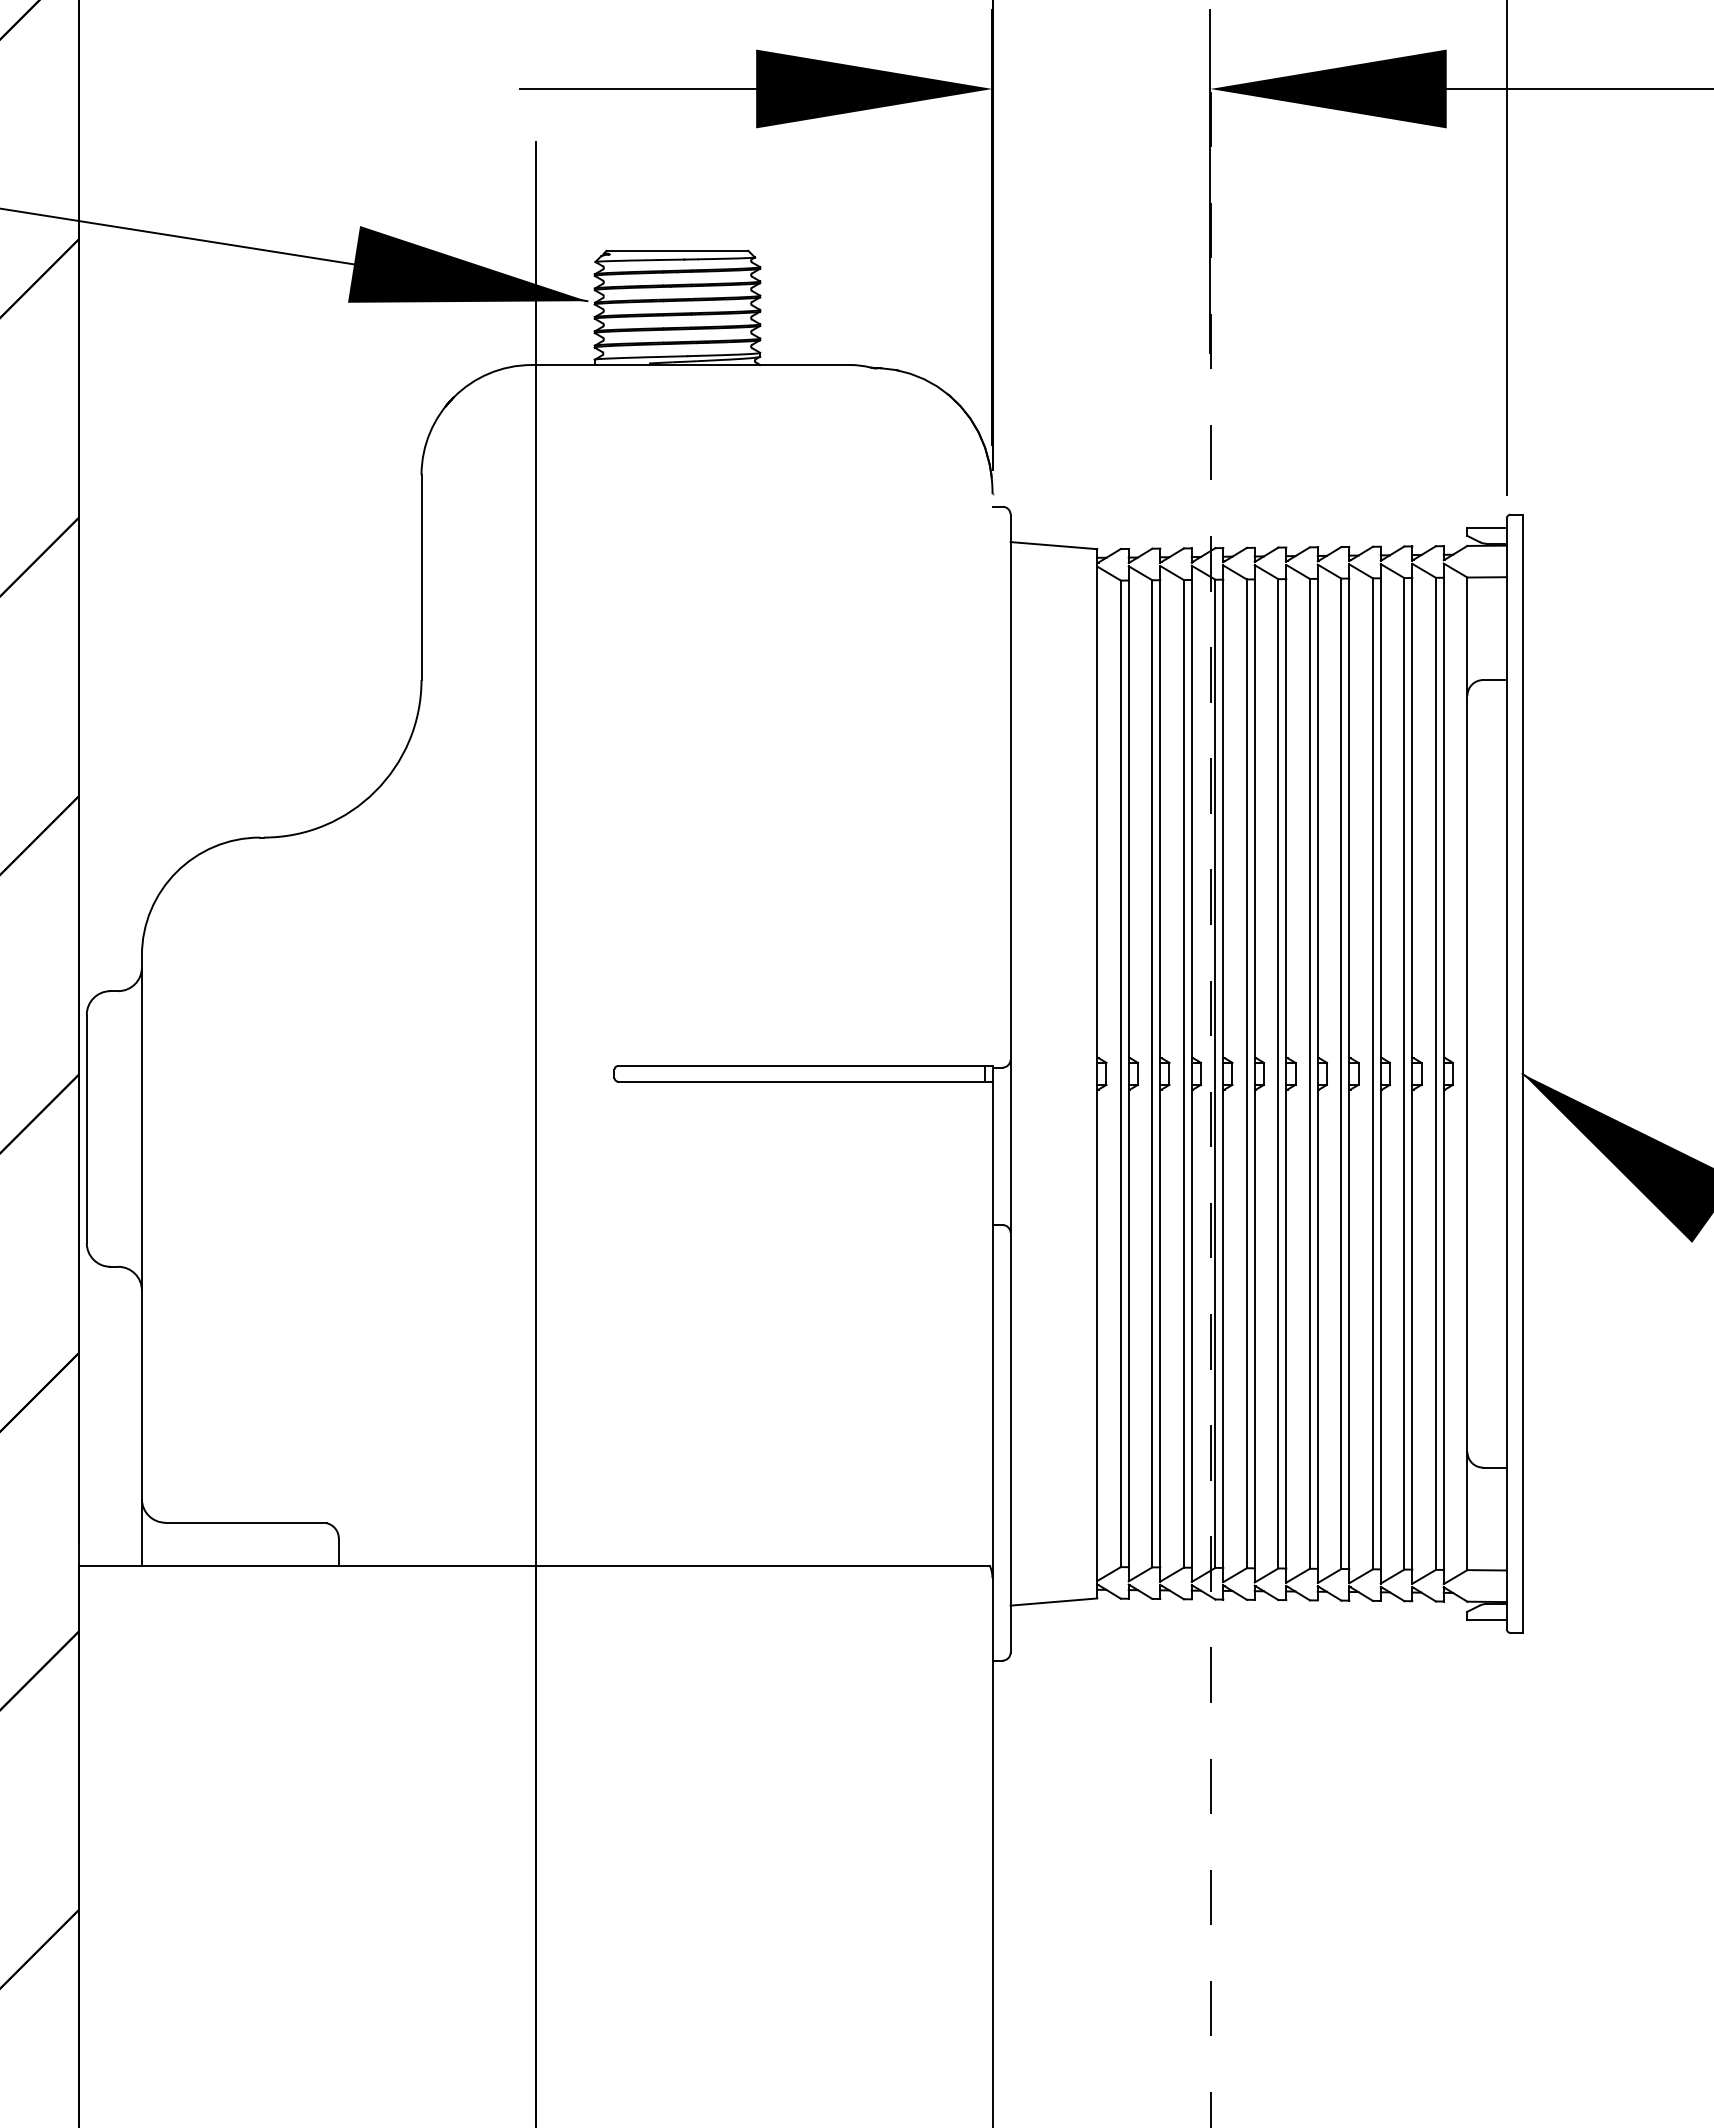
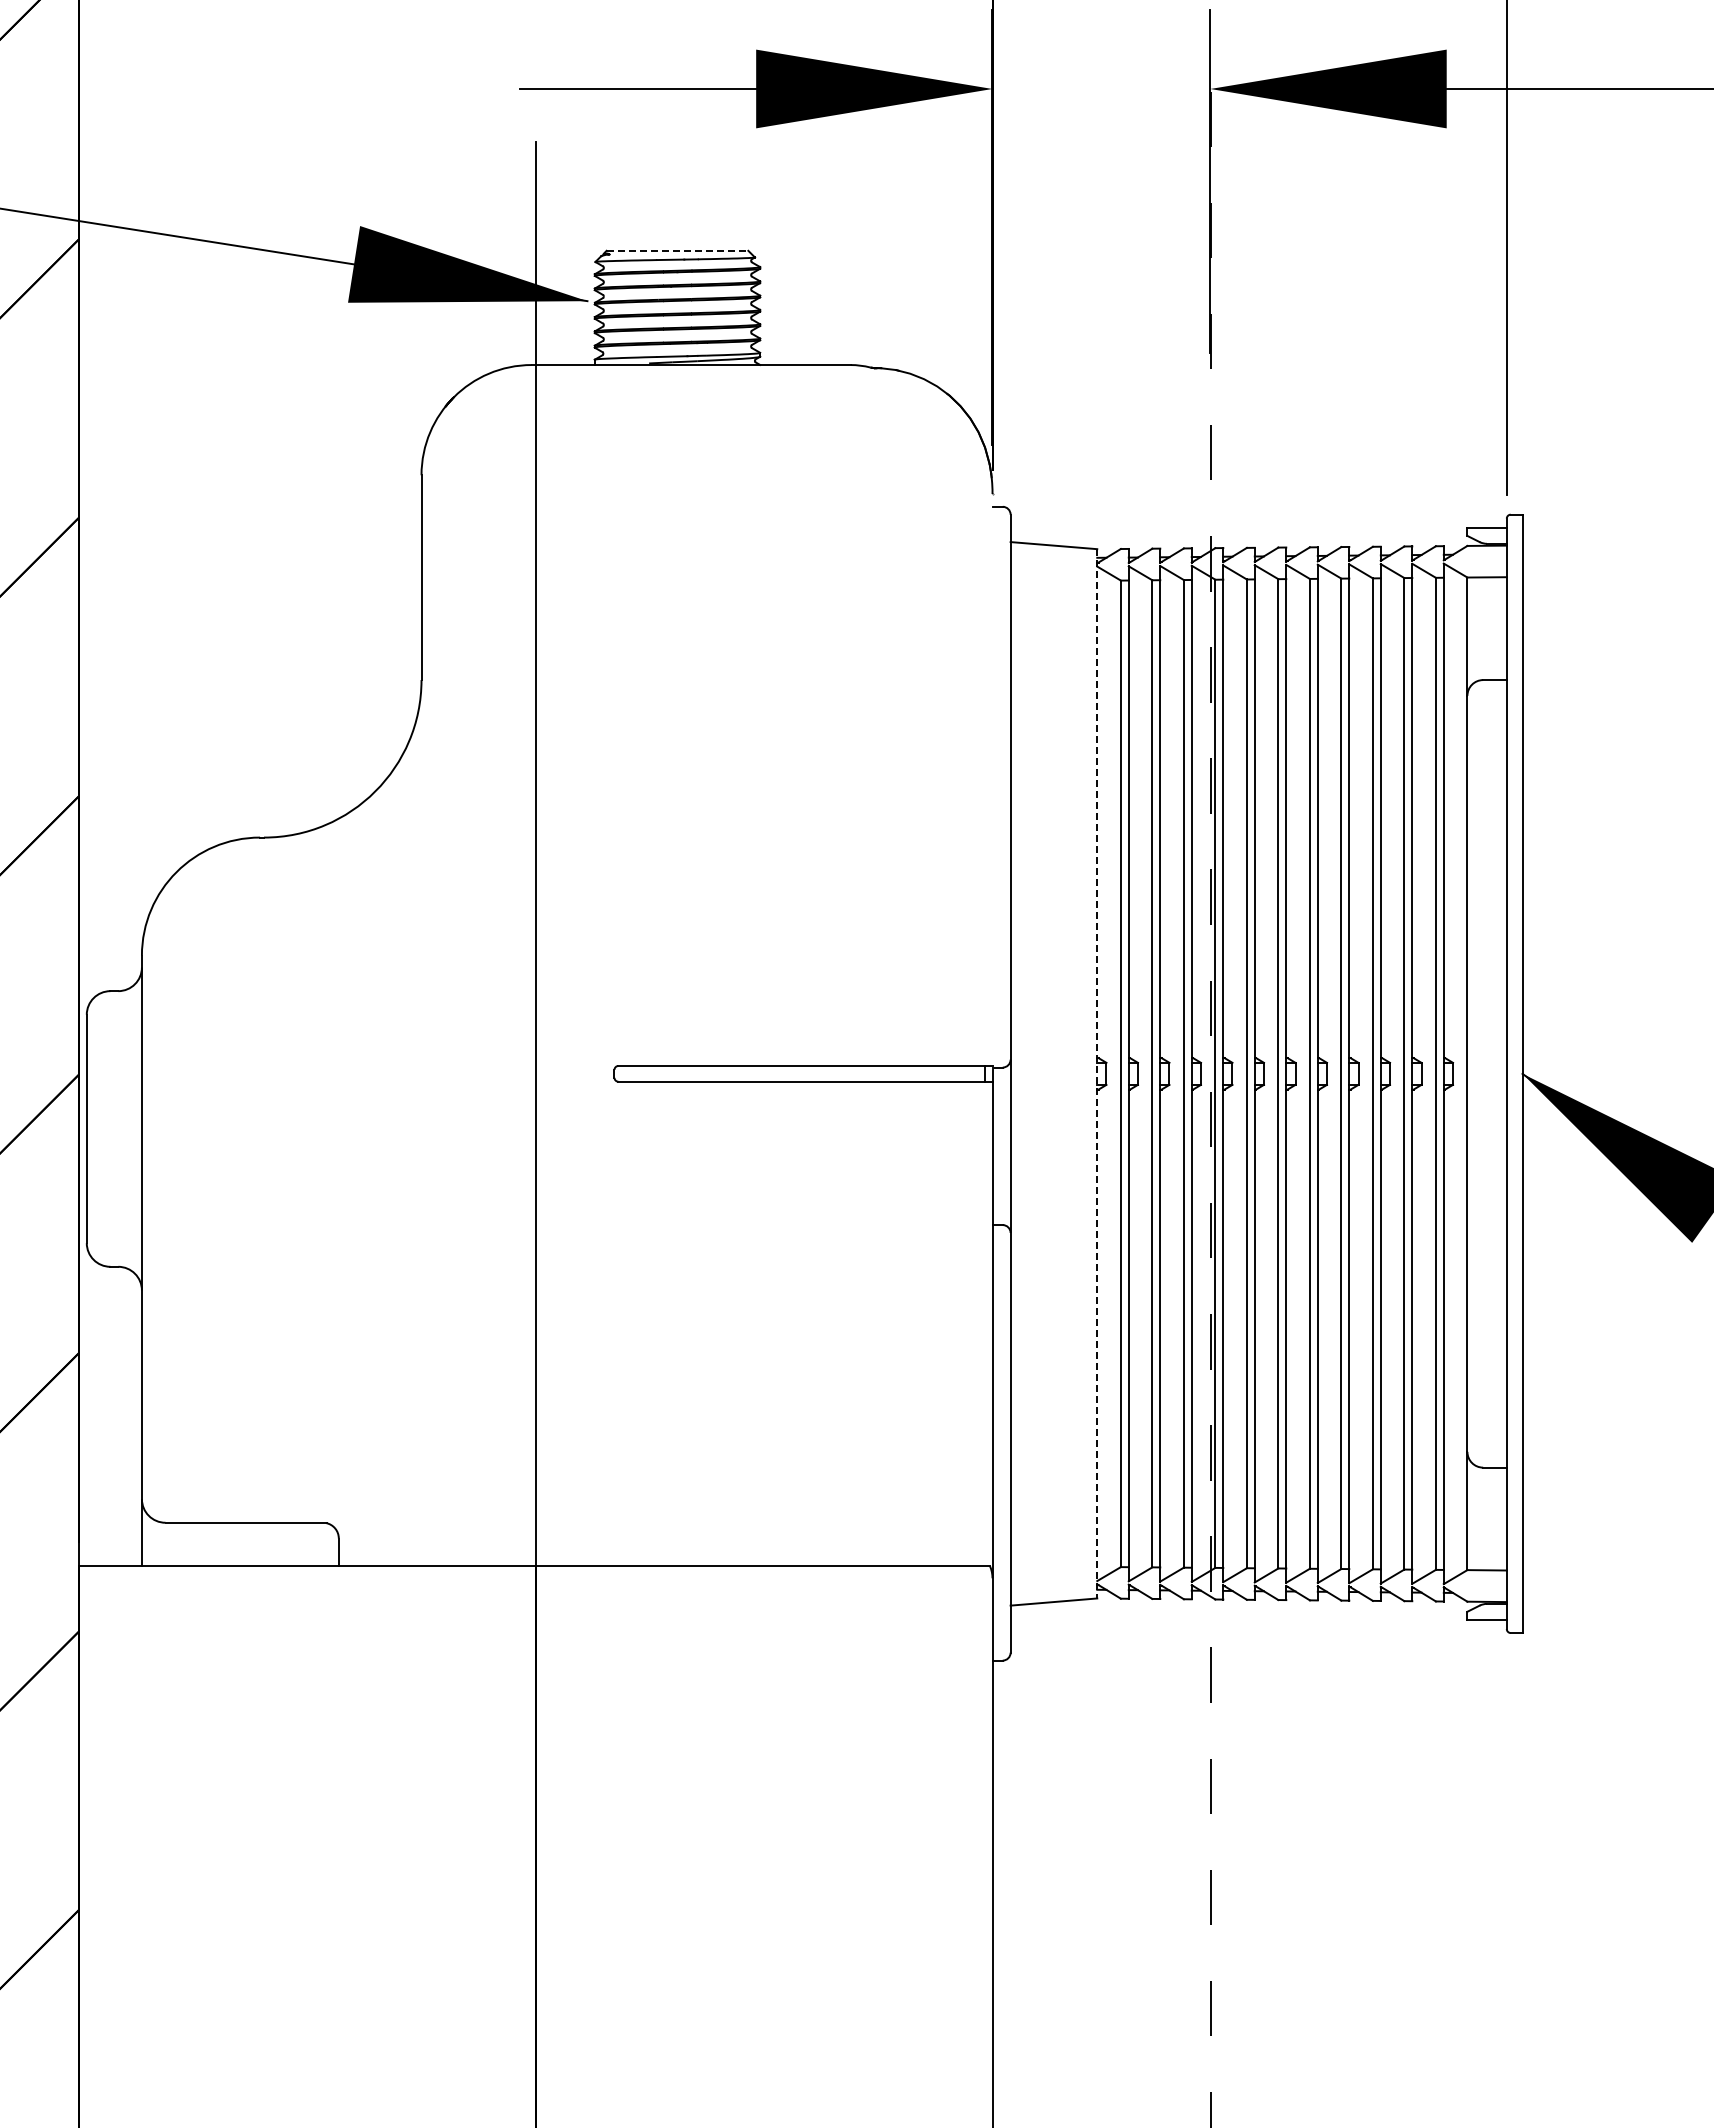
line: solid -> dashed (677, 250)
line: solid -> dashed (1097, 1073)
